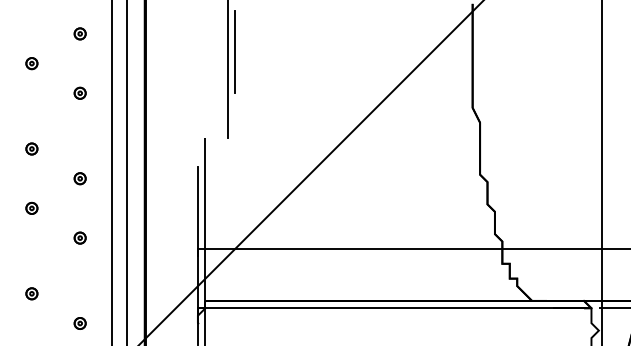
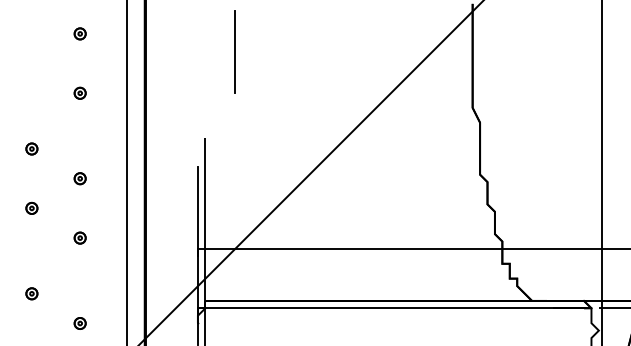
part: present -> none (31, 63)
line: present -> none (227, 69)
line: present -> none (111, 172)
